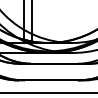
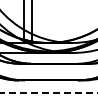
line: solid -> dashed (49, 93)
